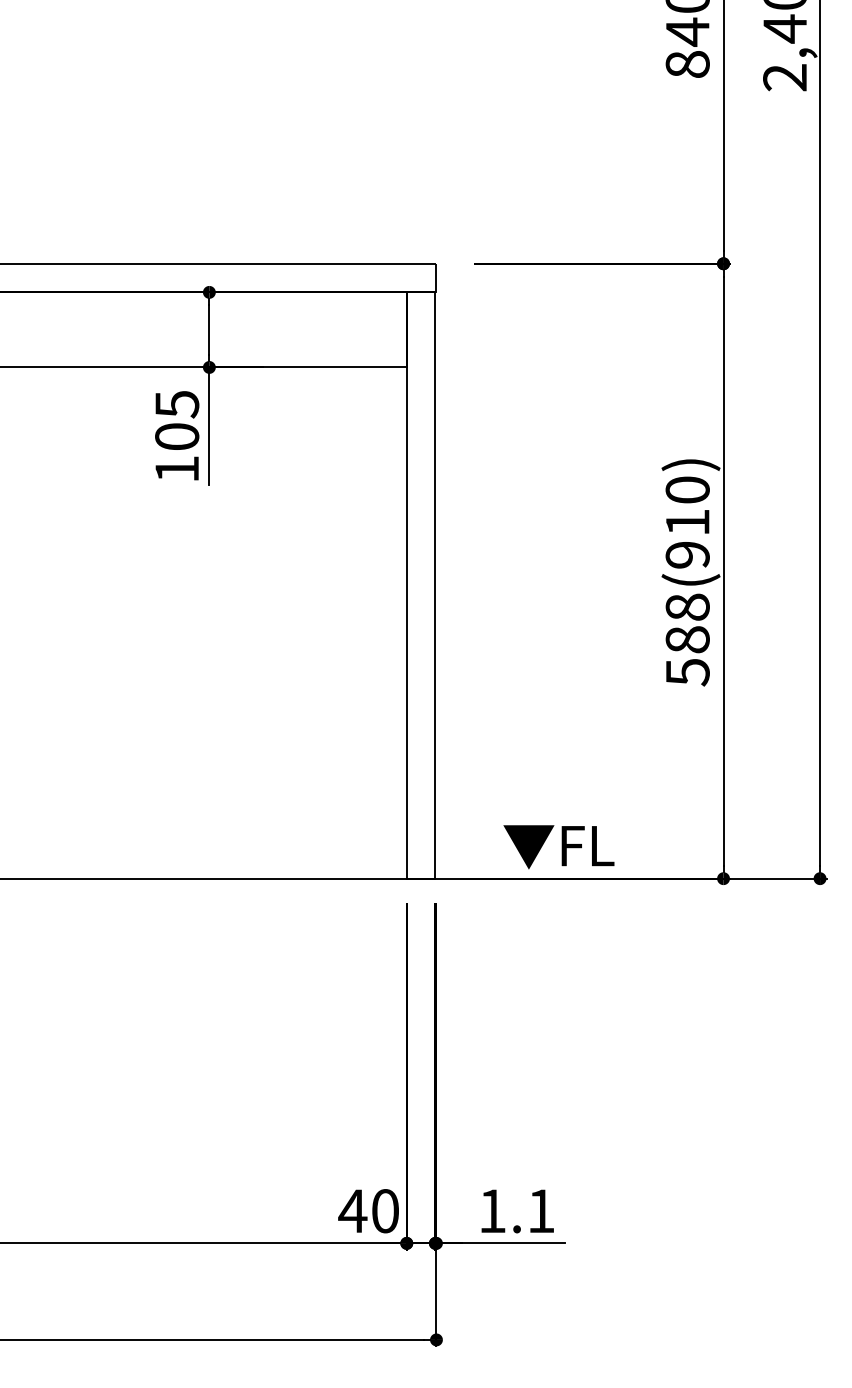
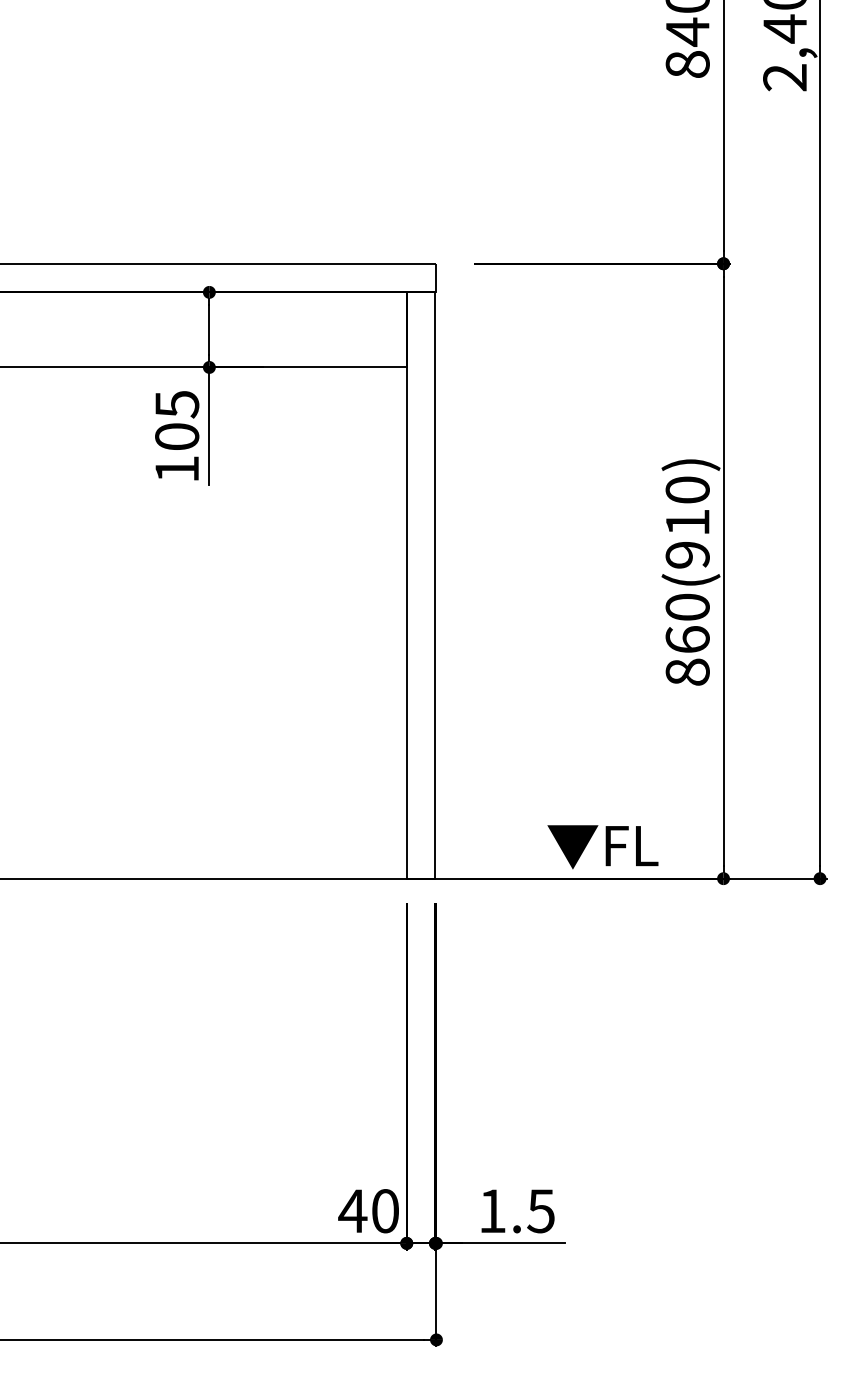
text: 588(910) -> 860(910) (687, 639)
text position: (558, 847) -> (602, 847) (602, 847)
text: 1.1 -> 1.5 (540, 1211)
